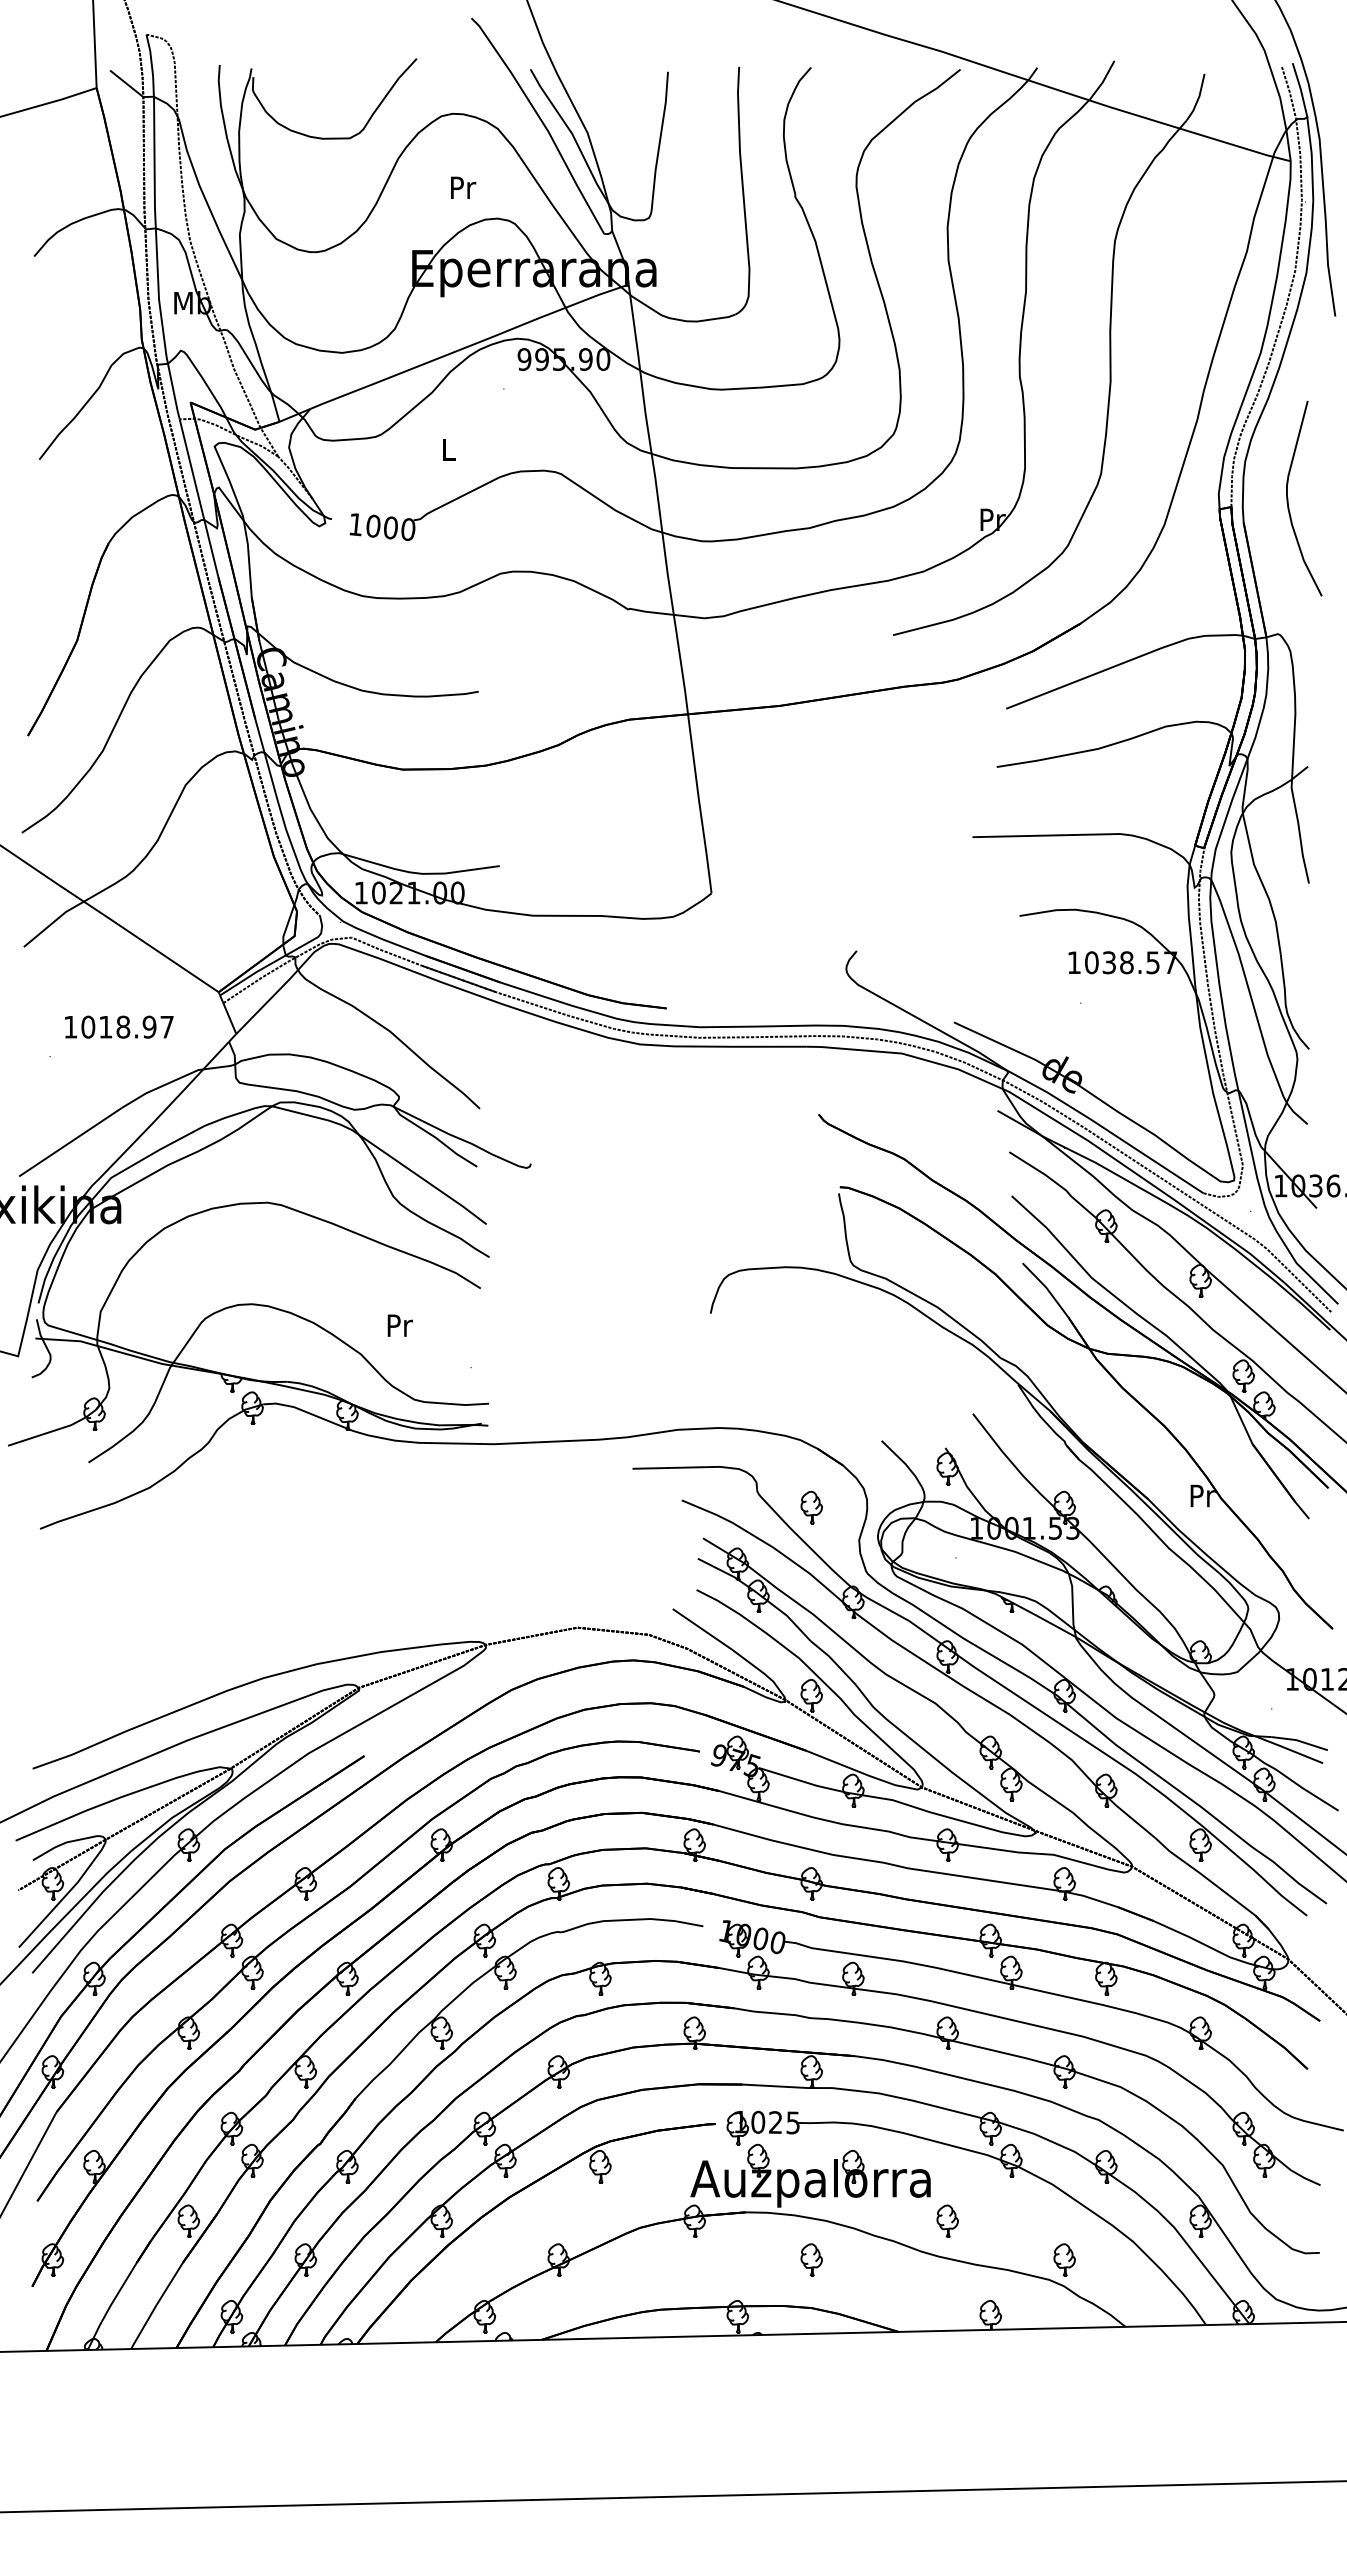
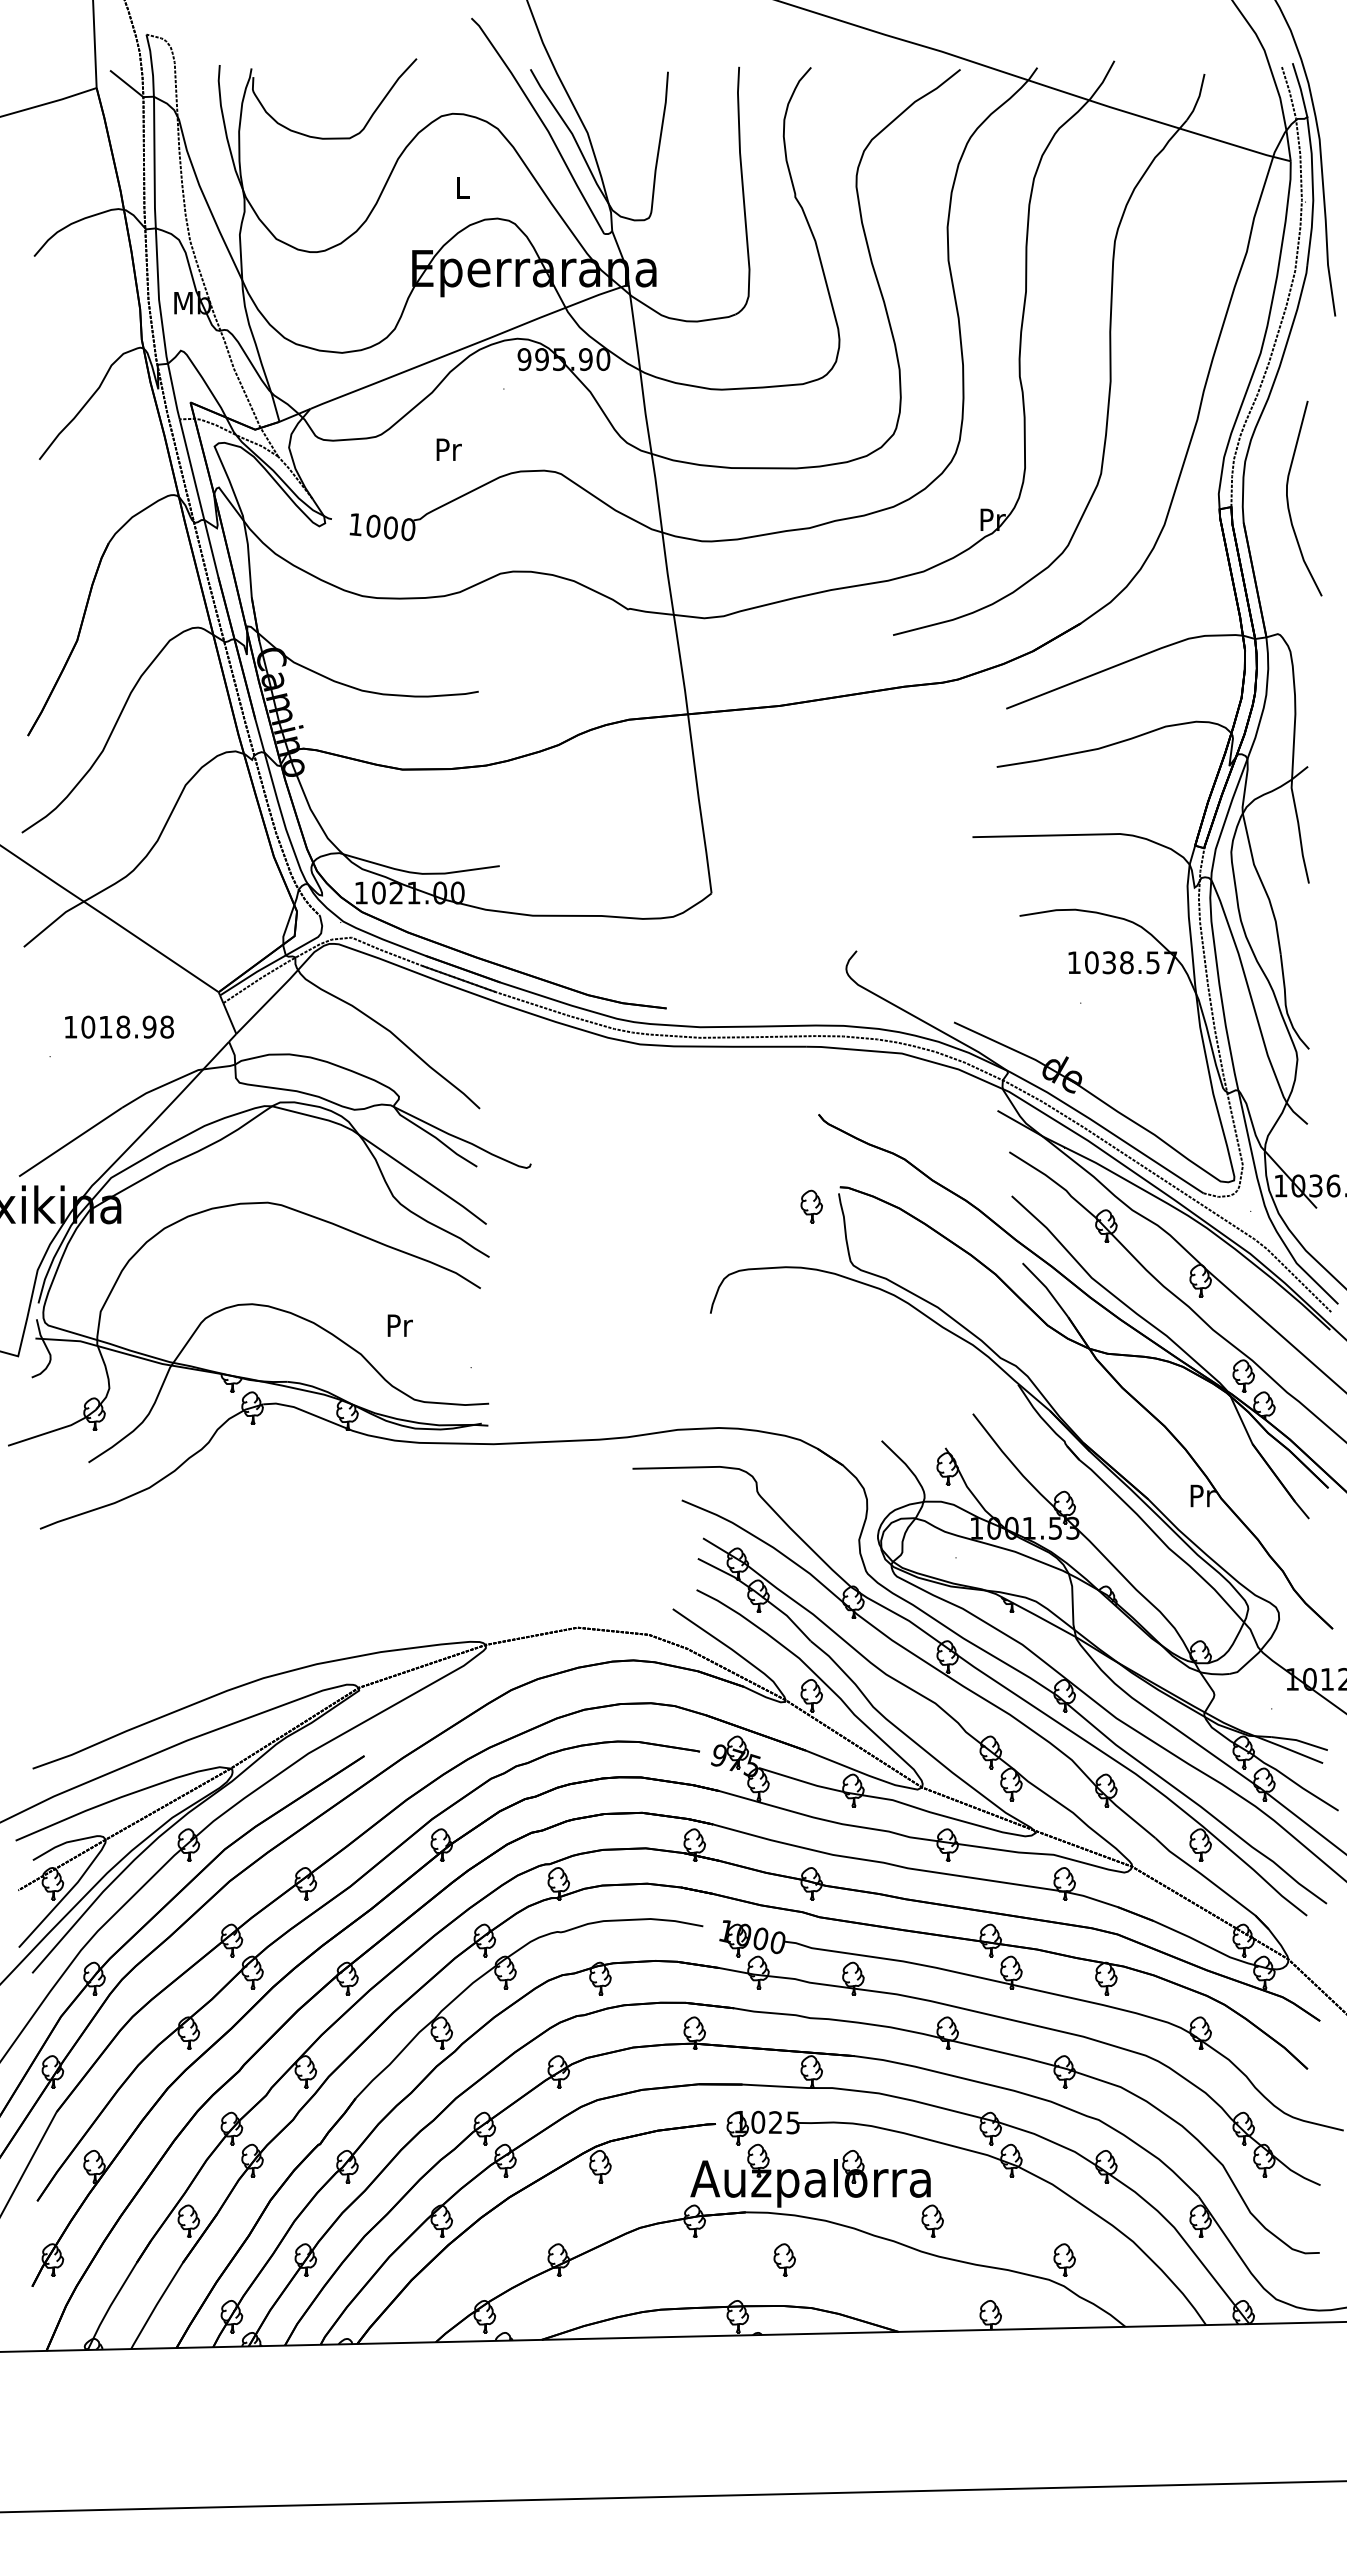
text: Pr -> L (463, 187)
text: L -> Pr (448, 449)
text: 1018.97 -> 1018.98 (166, 1026)
part position: (811, 1507) -> (811, 1206) (811, 1206)
part position: (947, 2220) -> (932, 2220) (932, 2220)
part position: (811, 2259) -> (784, 2259) (784, 2259)
